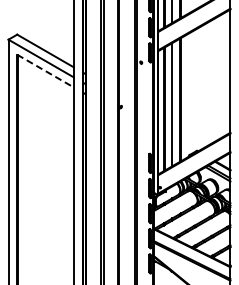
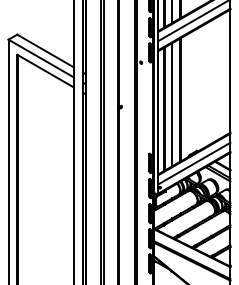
line: none -> present (192, 21)
line: dashed -> solid (45, 71)
line: none -> present (194, 163)
